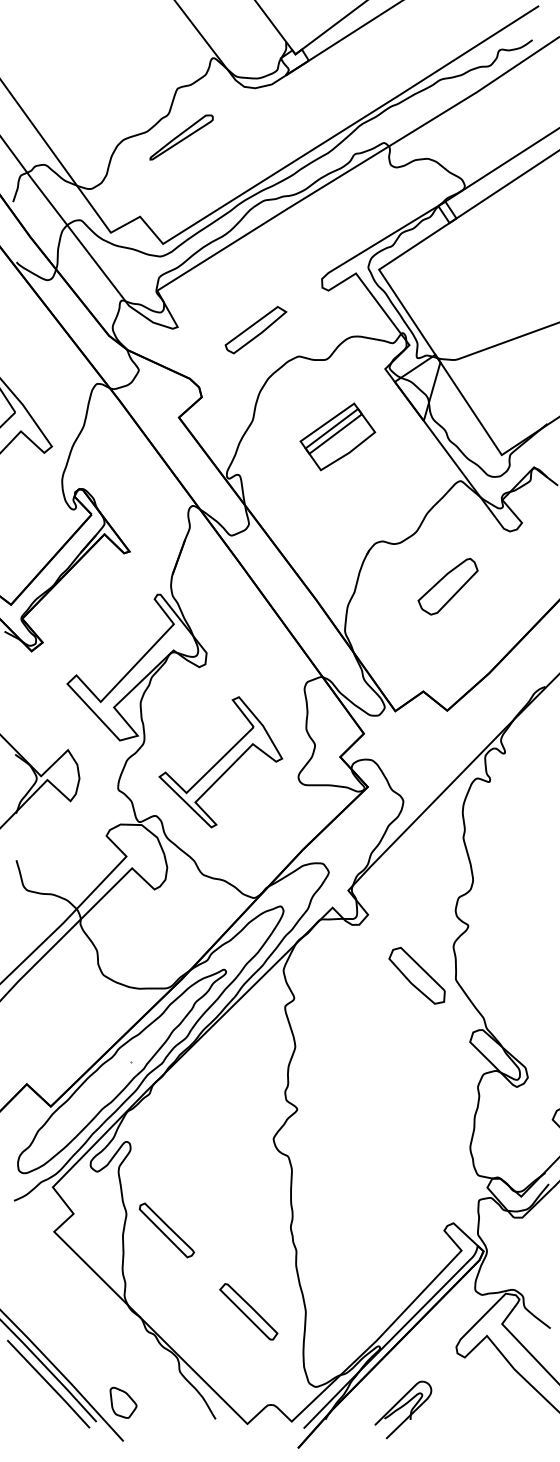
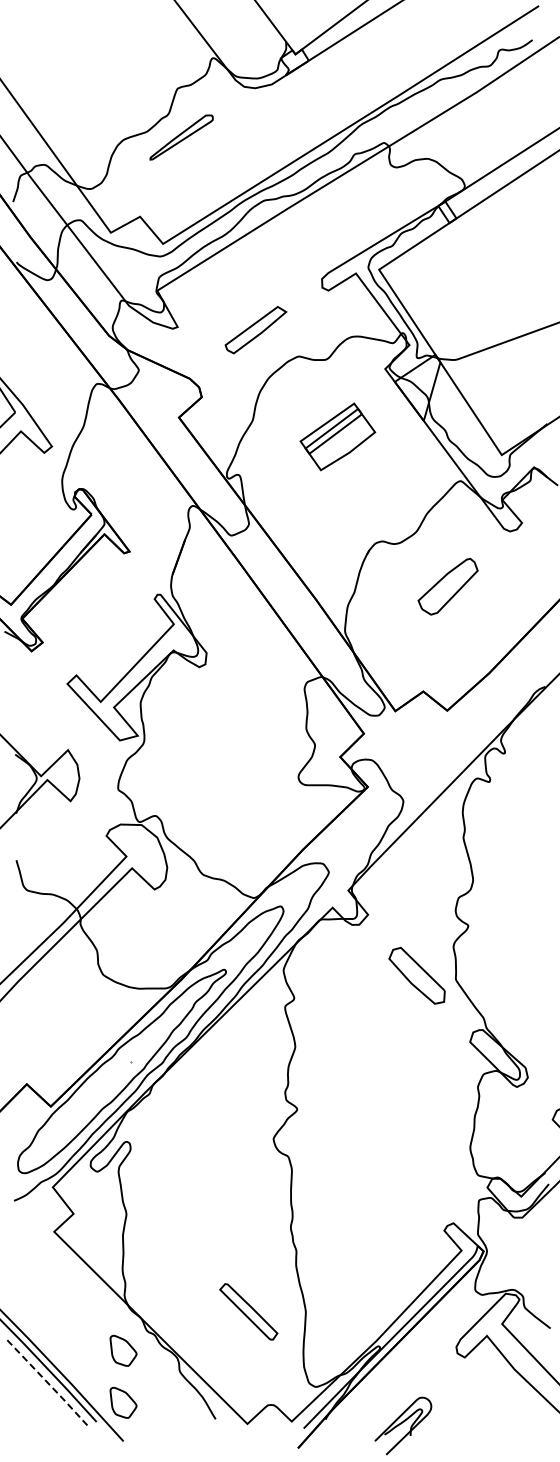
part: present -> none (220, 762)
part: present -> none (166, 1230)
part: none -> present (123, 1350)
line: solid -> dashed (49, 1384)
part position: (403, 1409) -> (403, 1425) (403, 1425)
